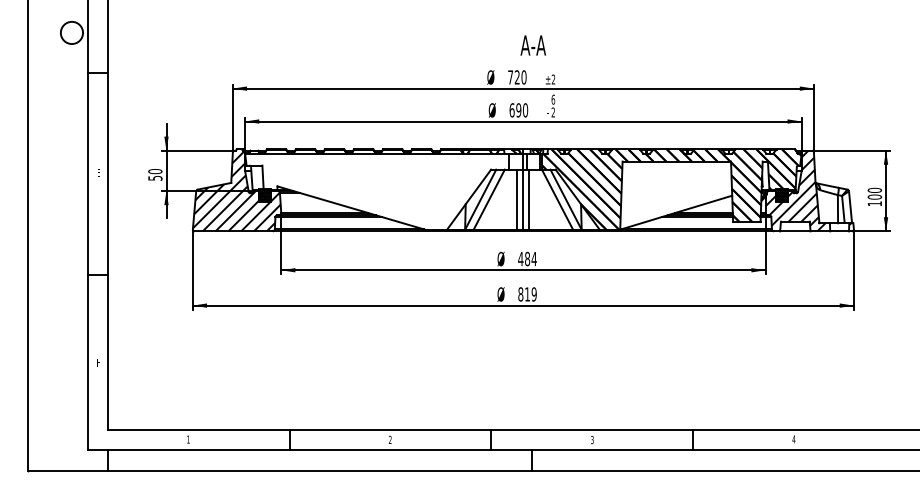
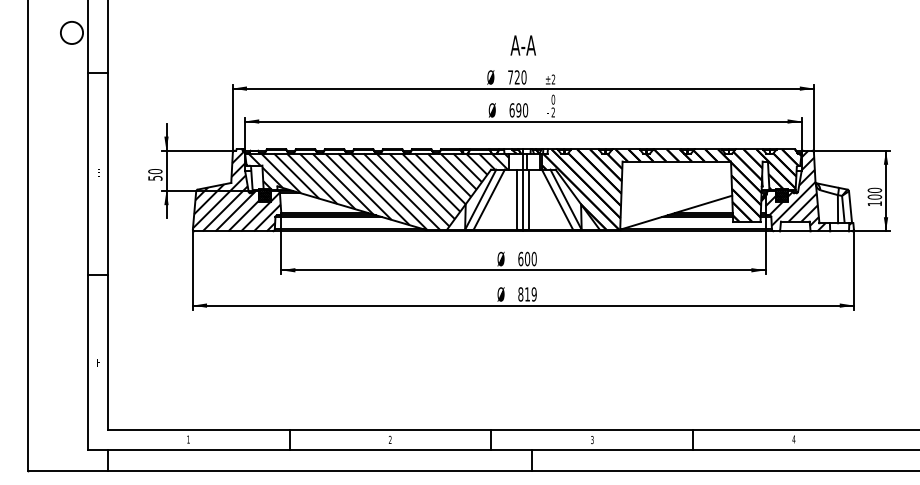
text position: (532, 45) -> (522, 45) (522, 45)
text: 6 -> 0 (553, 99)
hatch: none -> present (377, 191)
text: 484 -> 600 (527, 258)
